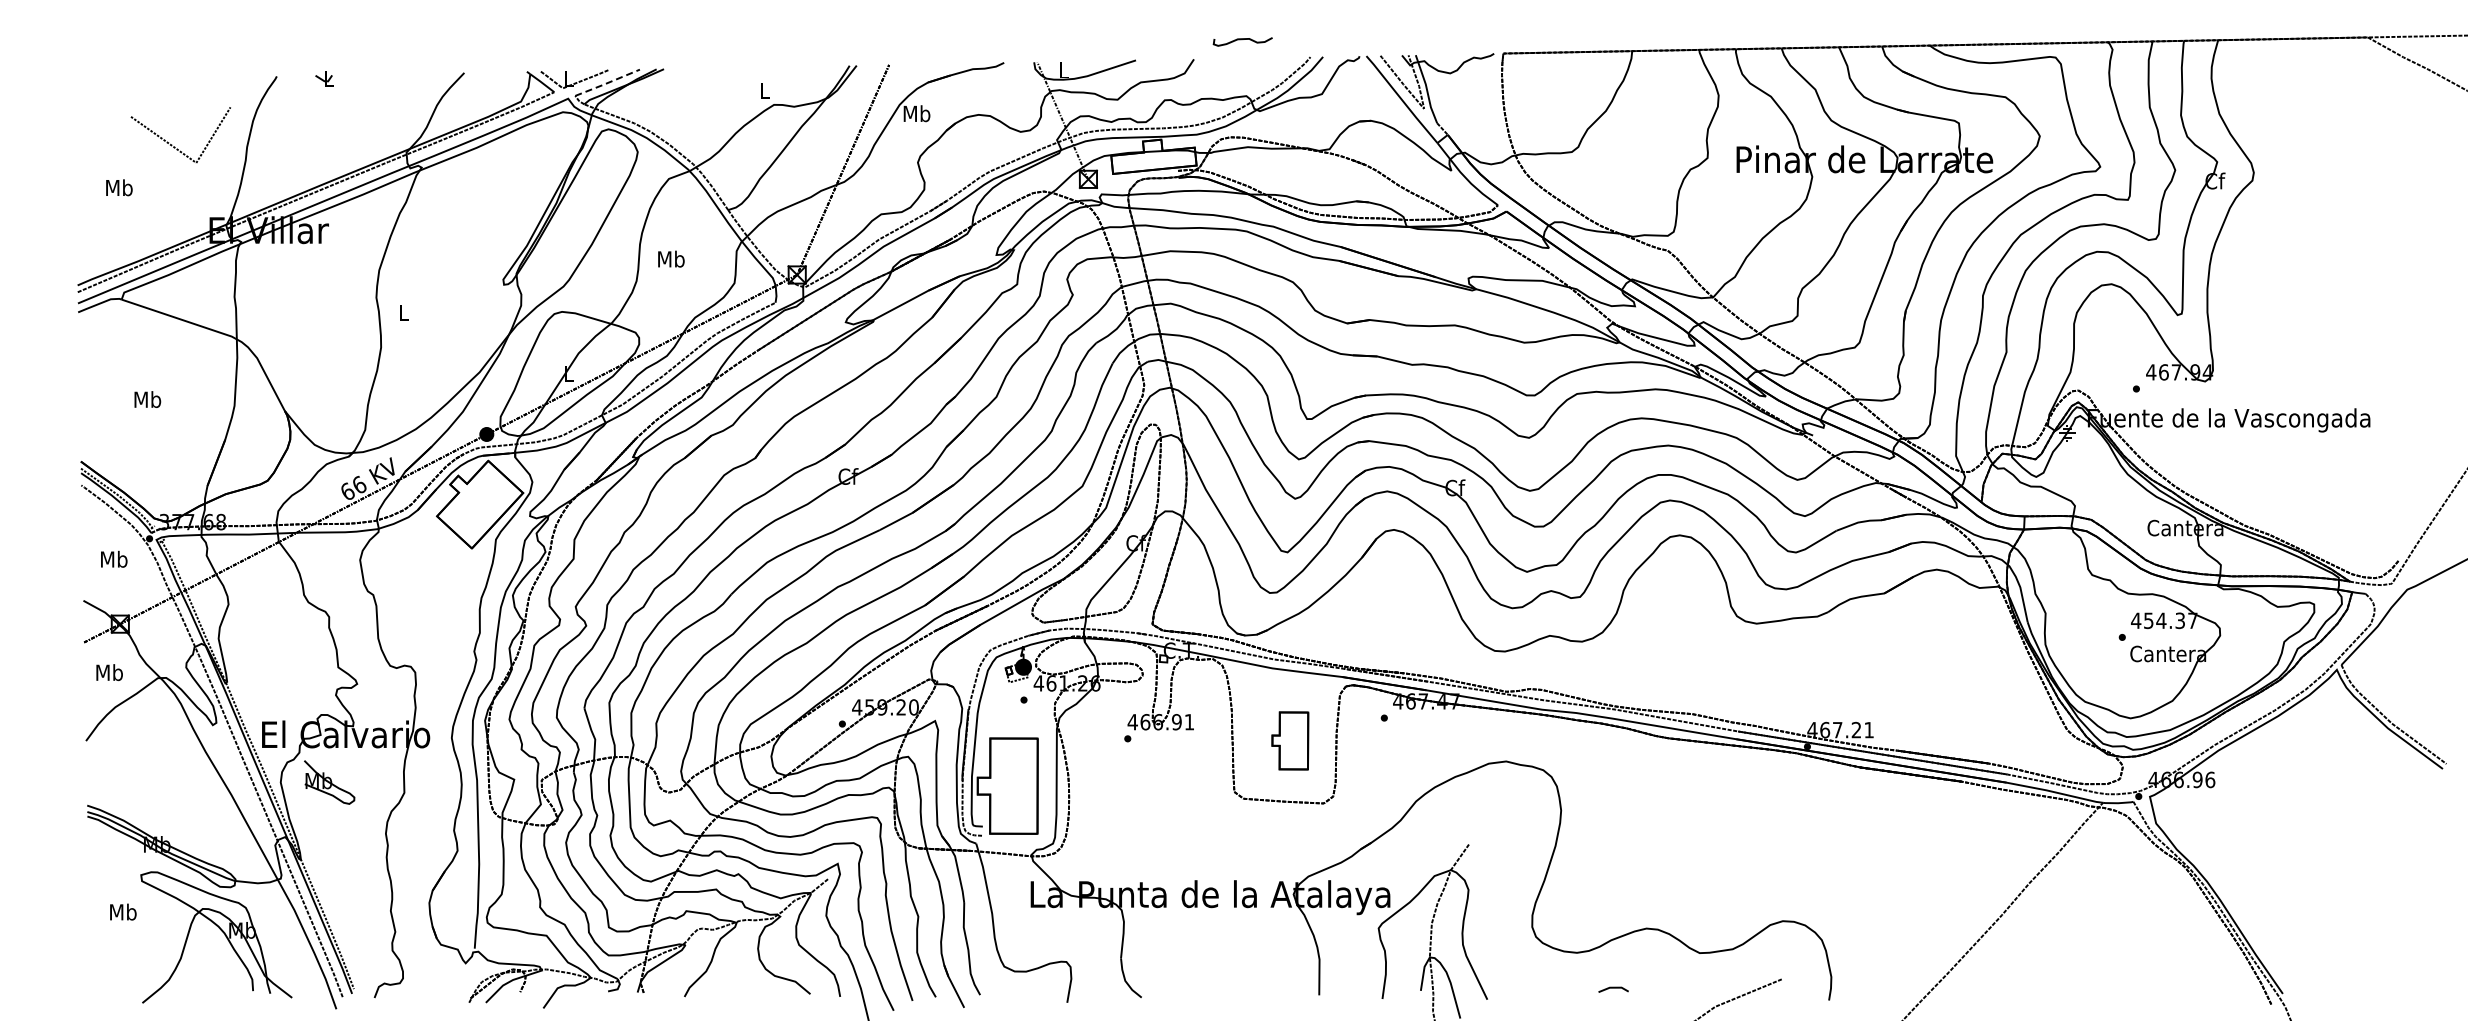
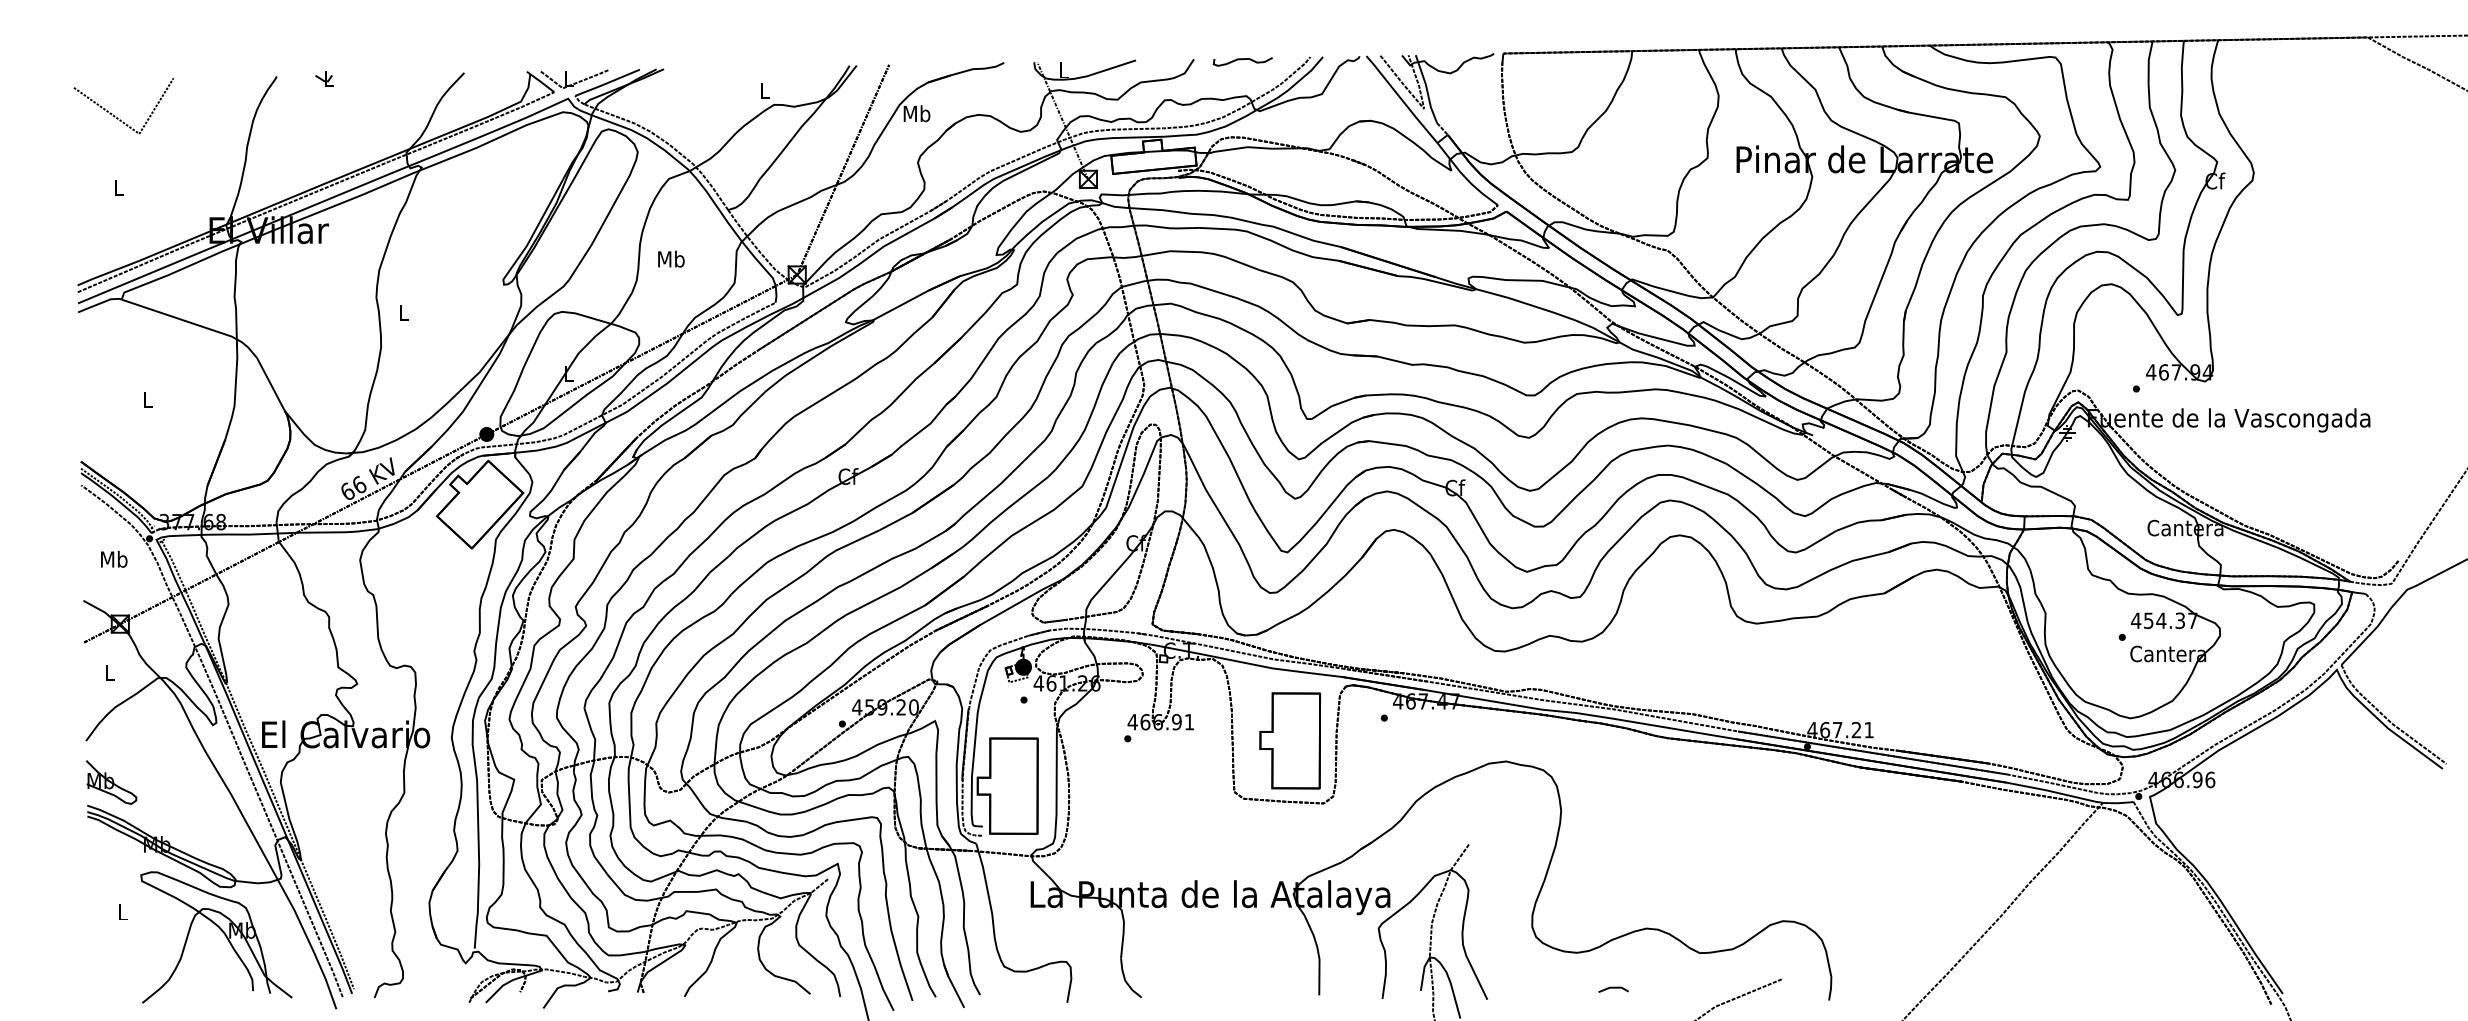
curve position: (1242, 40) -> (1242, 60) (1242, 60)
line: dashed -> solid (607, 83)
line position: (172, 144) -> (115, 115) (115, 115)
text: Mb -> L (119, 187)
text: Mb -> L (147, 399)
text: Mb -> L (109, 672)
part size: 39x60 px -> 63x98 px (1290, 740)
part position: (329, 782) -> (111, 782) (111, 782)
text: Mb -> L (123, 911)
